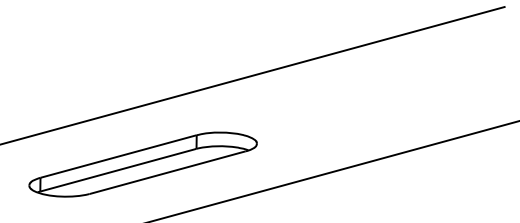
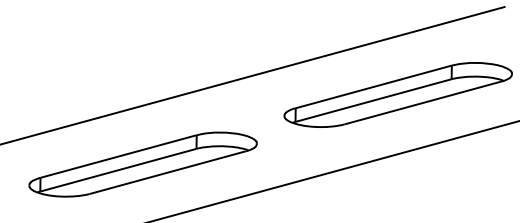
part: none -> present (397, 94)
